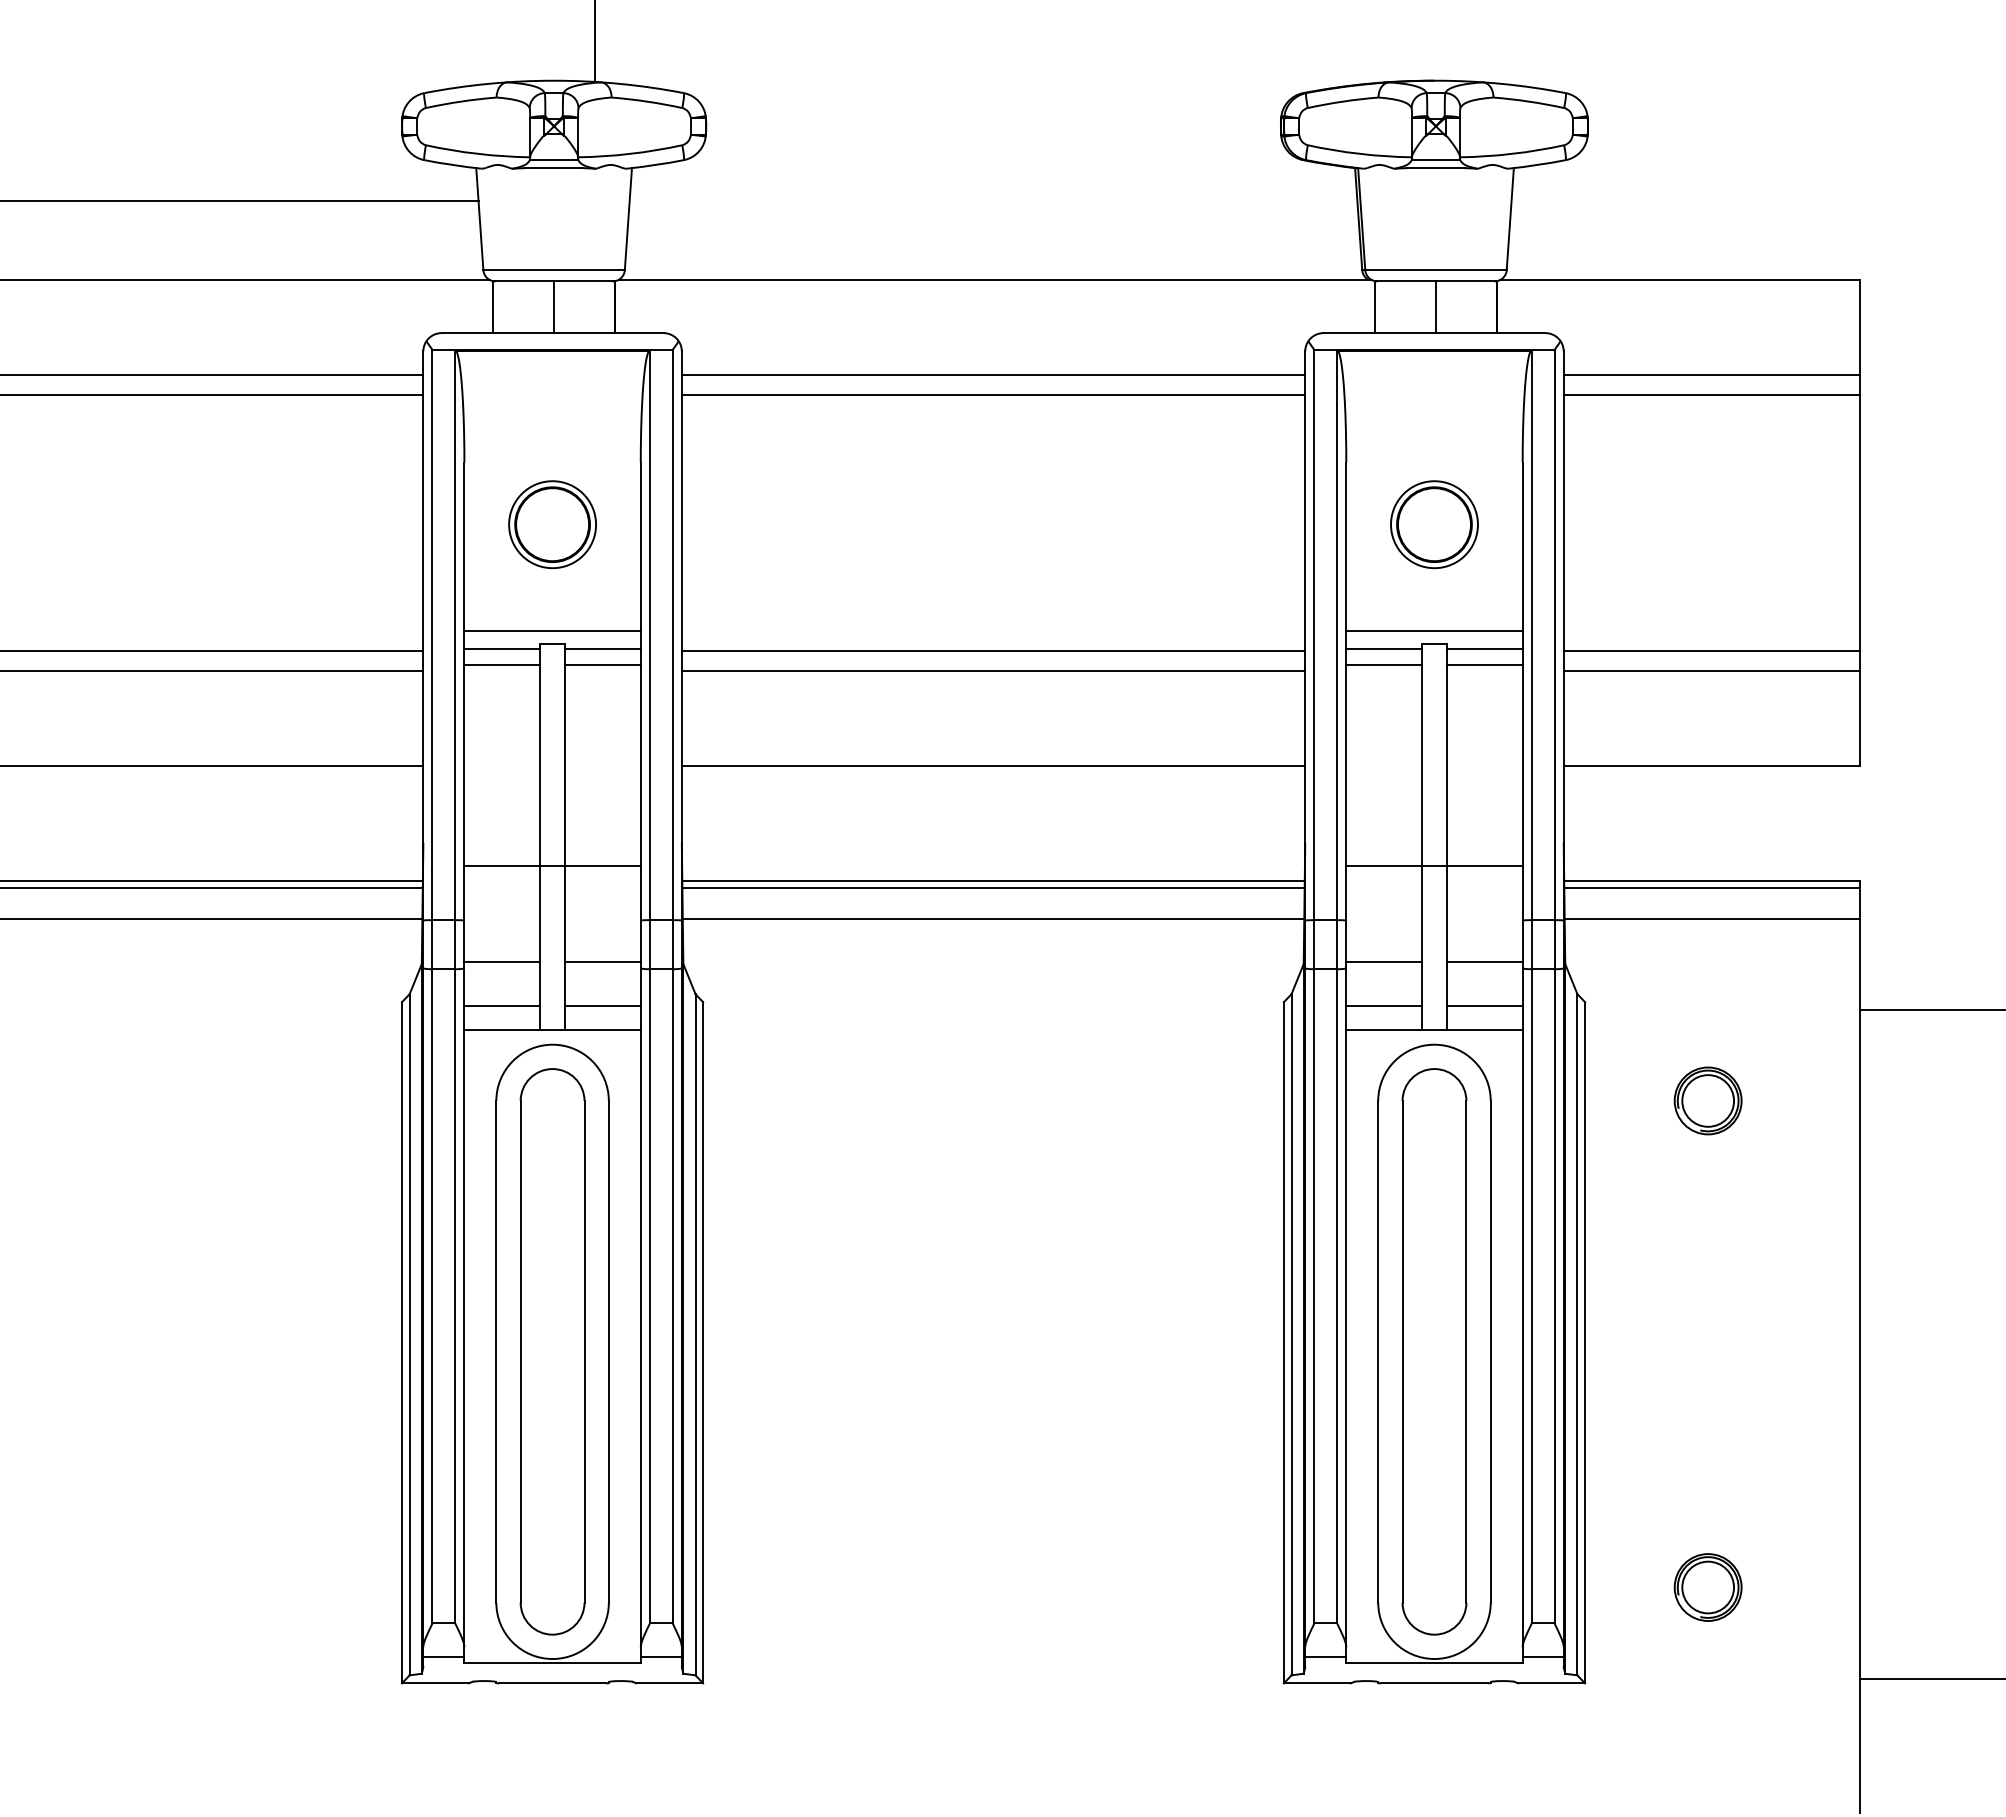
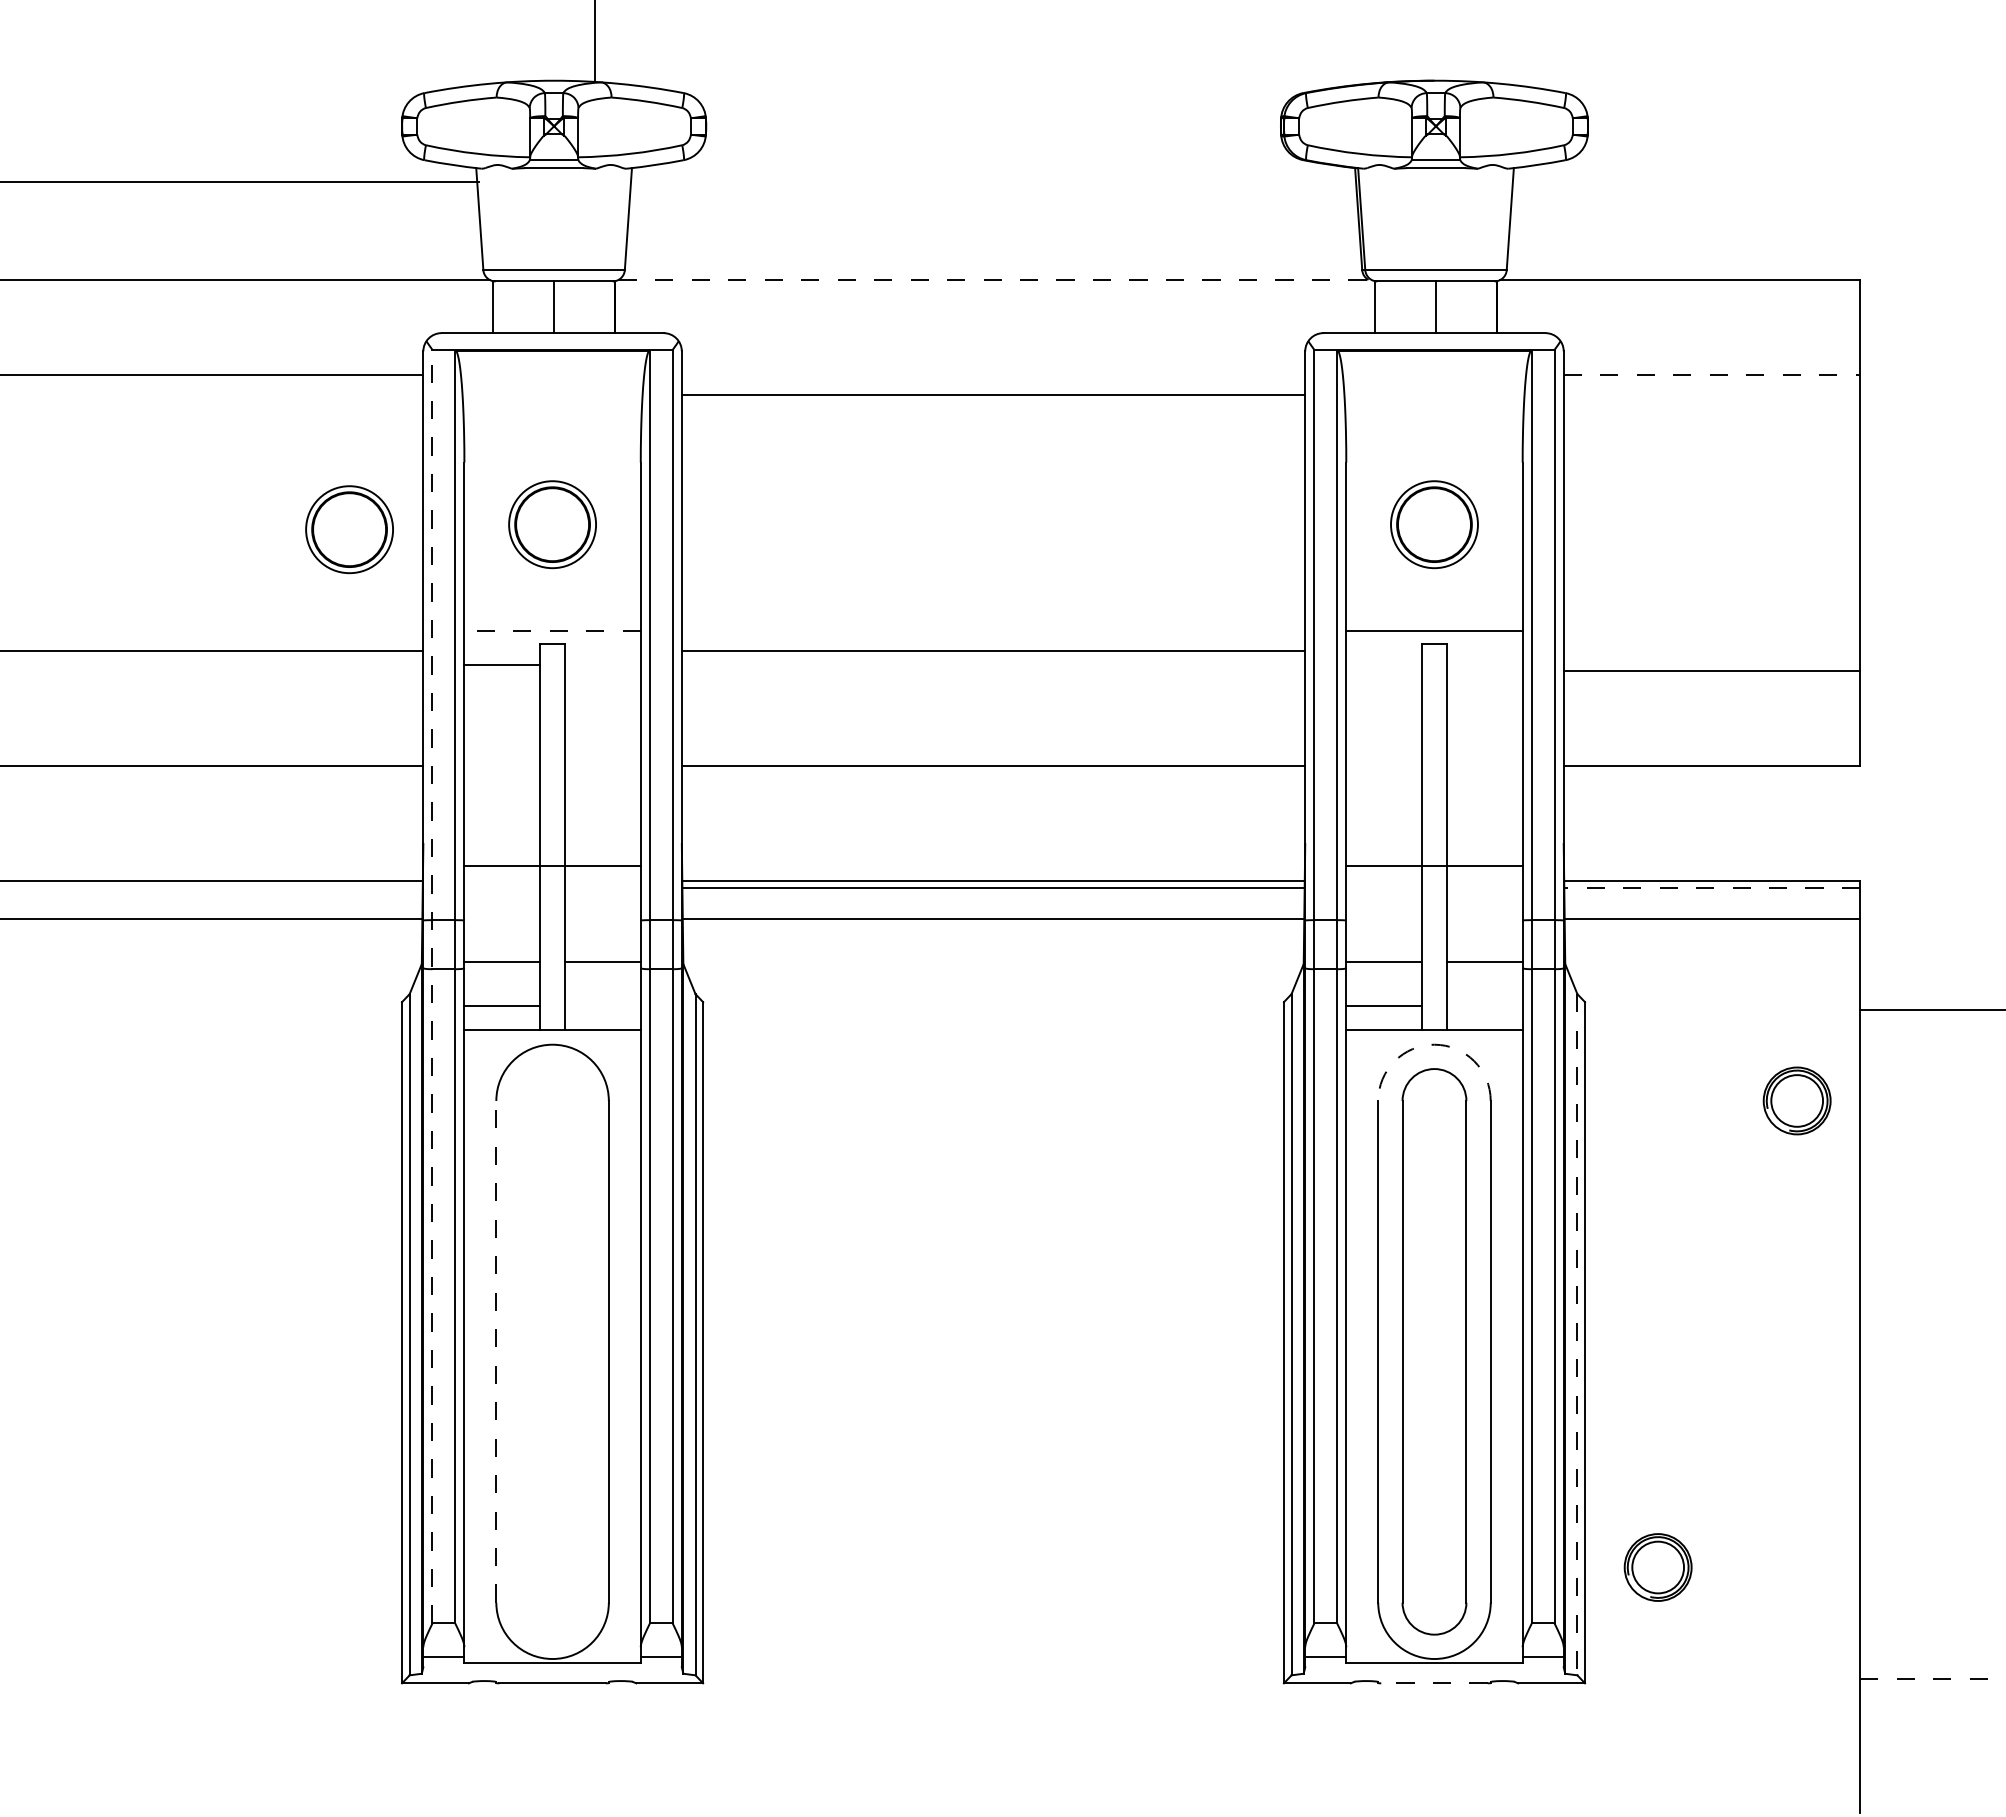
line position: (240, 200) -> (240, 181) (240, 181)
line: solid -> dashed (995, 279)
line: present -> none (993, 374)
line: solid -> dashed (1712, 374)
line: present -> none (212, 395)
line: present -> none (1711, 395)
part: none -> present (349, 529)
line: solid -> dashed (552, 631)
line: present -> none (502, 649)
line: present -> none (602, 649)
line: present -> none (1384, 649)
line: present -> none (1484, 649)
line: present -> none (1711, 650)
line: present -> none (602, 664)
line: present -> none (1384, 664)
line: present -> none (1484, 664)
line: present -> none (212, 671)
line: present -> none (993, 671)
line: present -> none (212, 888)
line: solid -> dashed (1712, 888)
line: solid -> dashed (432, 986)
line: present -> none (602, 1006)
line: present -> none (1484, 1006)
arc: solid -> dashed (1434, 1044)
part position: (1707, 1100) -> (1796, 1100) (1796, 1100)
line: solid -> dashed (1577, 1334)
line: solid -> dashed (496, 1351)
part: present -> none (552, 1351)
part position: (1707, 1587) -> (1657, 1567) (1657, 1567)
line: solid -> dashed (1933, 1678)
line: solid -> dashed (1433, 1683)
